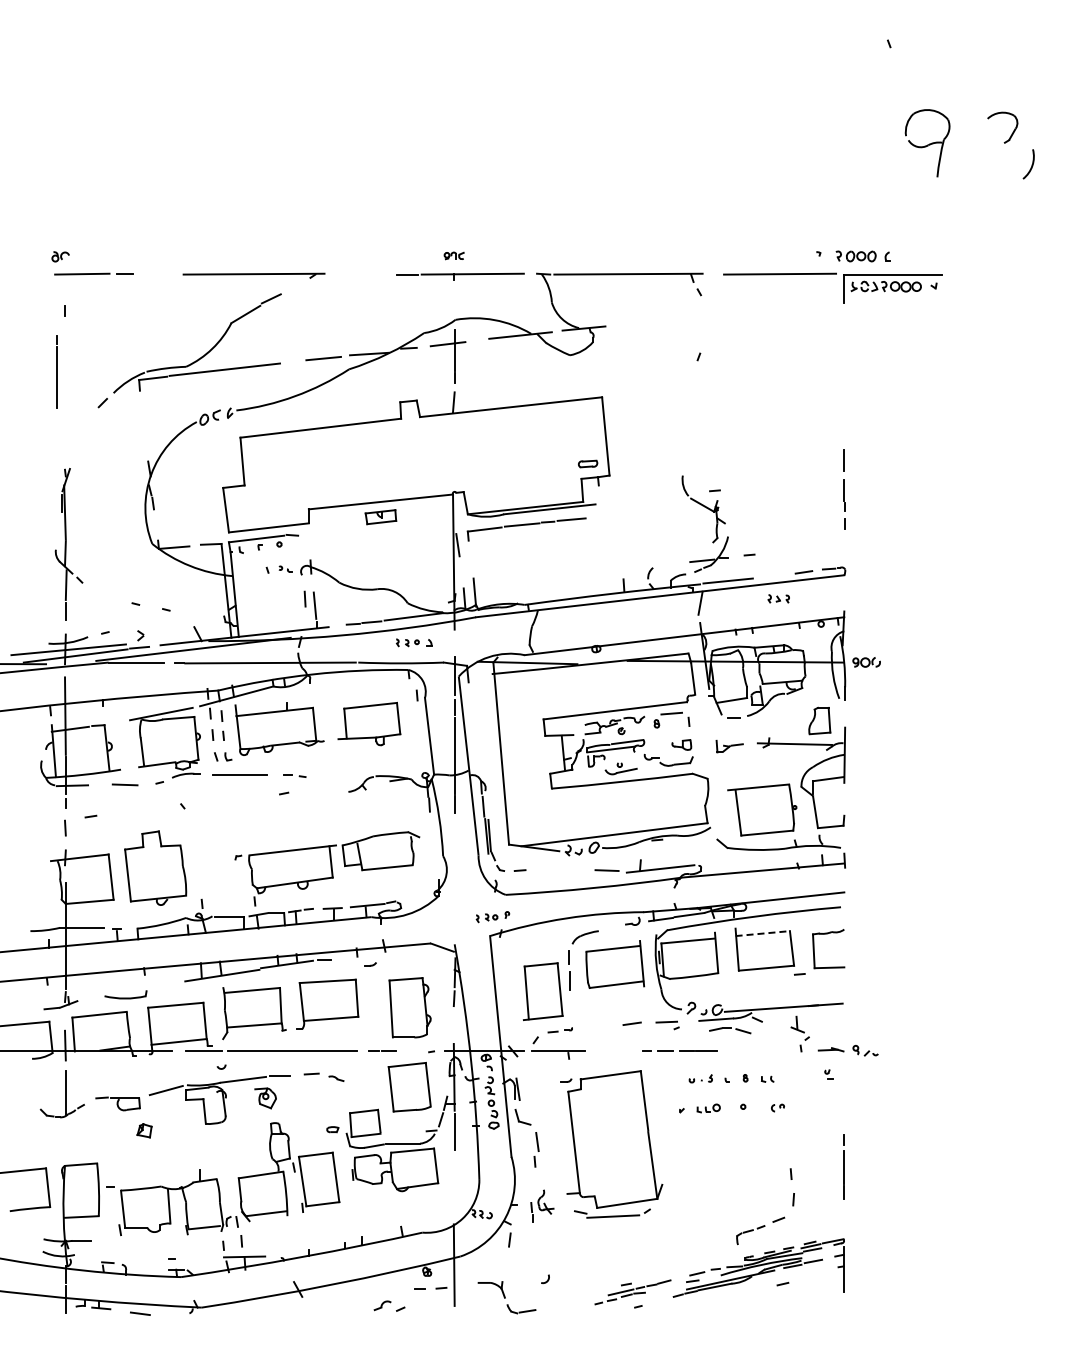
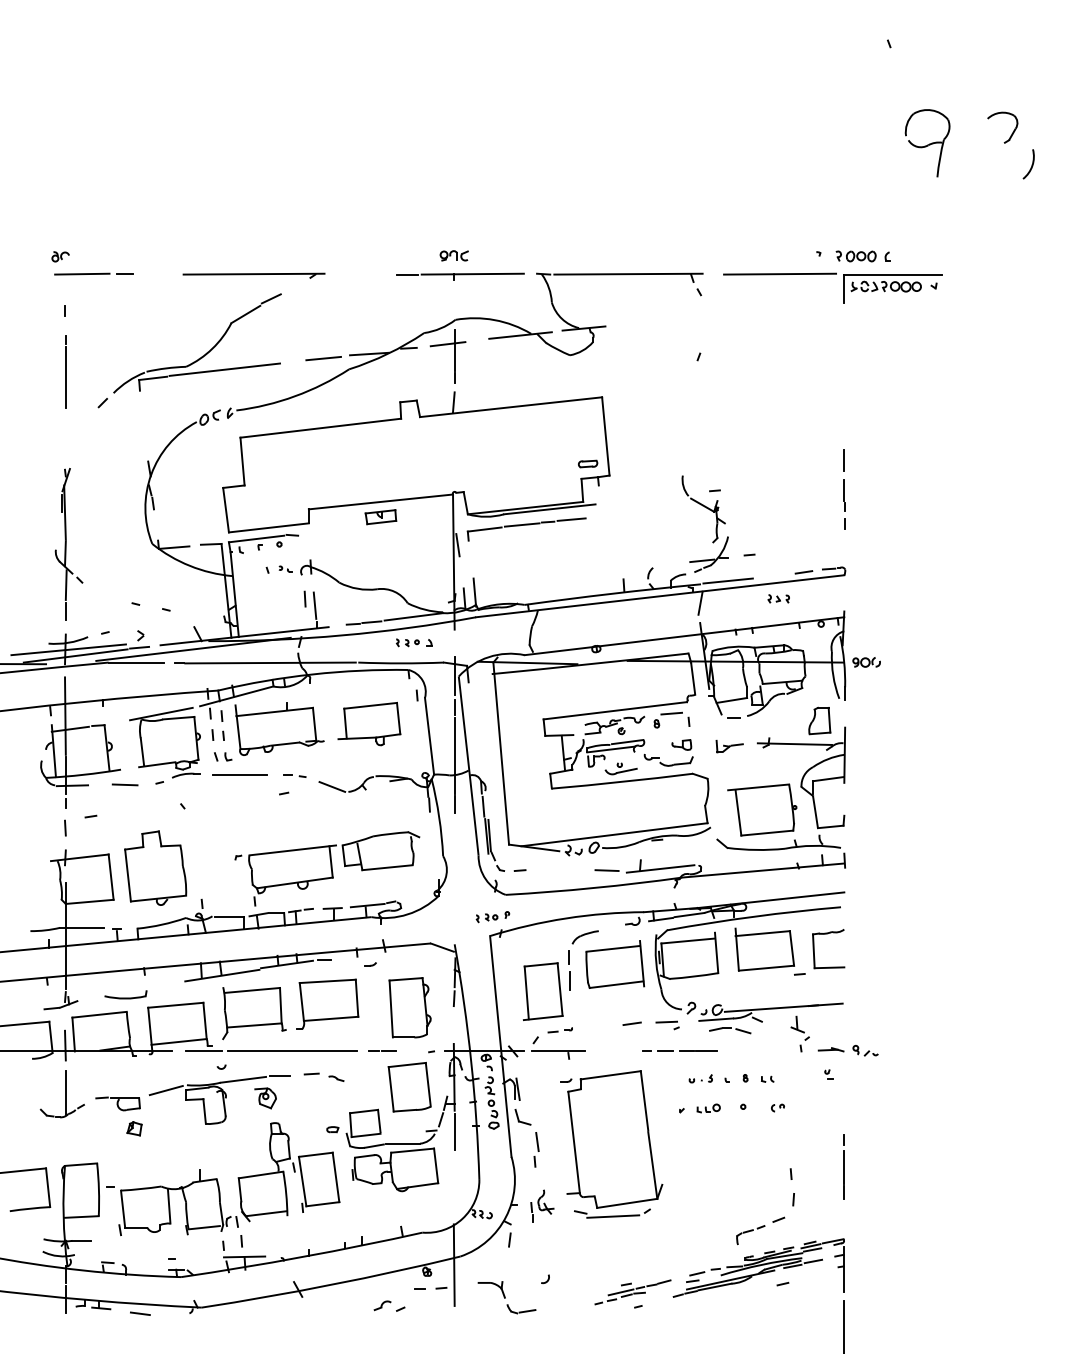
part size: 22x10 px -> 30x12 px (453, 255)
line position: (56, 371) -> (65, 371) (65, 371)
line: none -> present (332, 786)
line: dashed -> solid (763, 933)
part position: (144, 1130) -> (134, 1128) (134, 1128)
line: none -> present (843, 1325)
